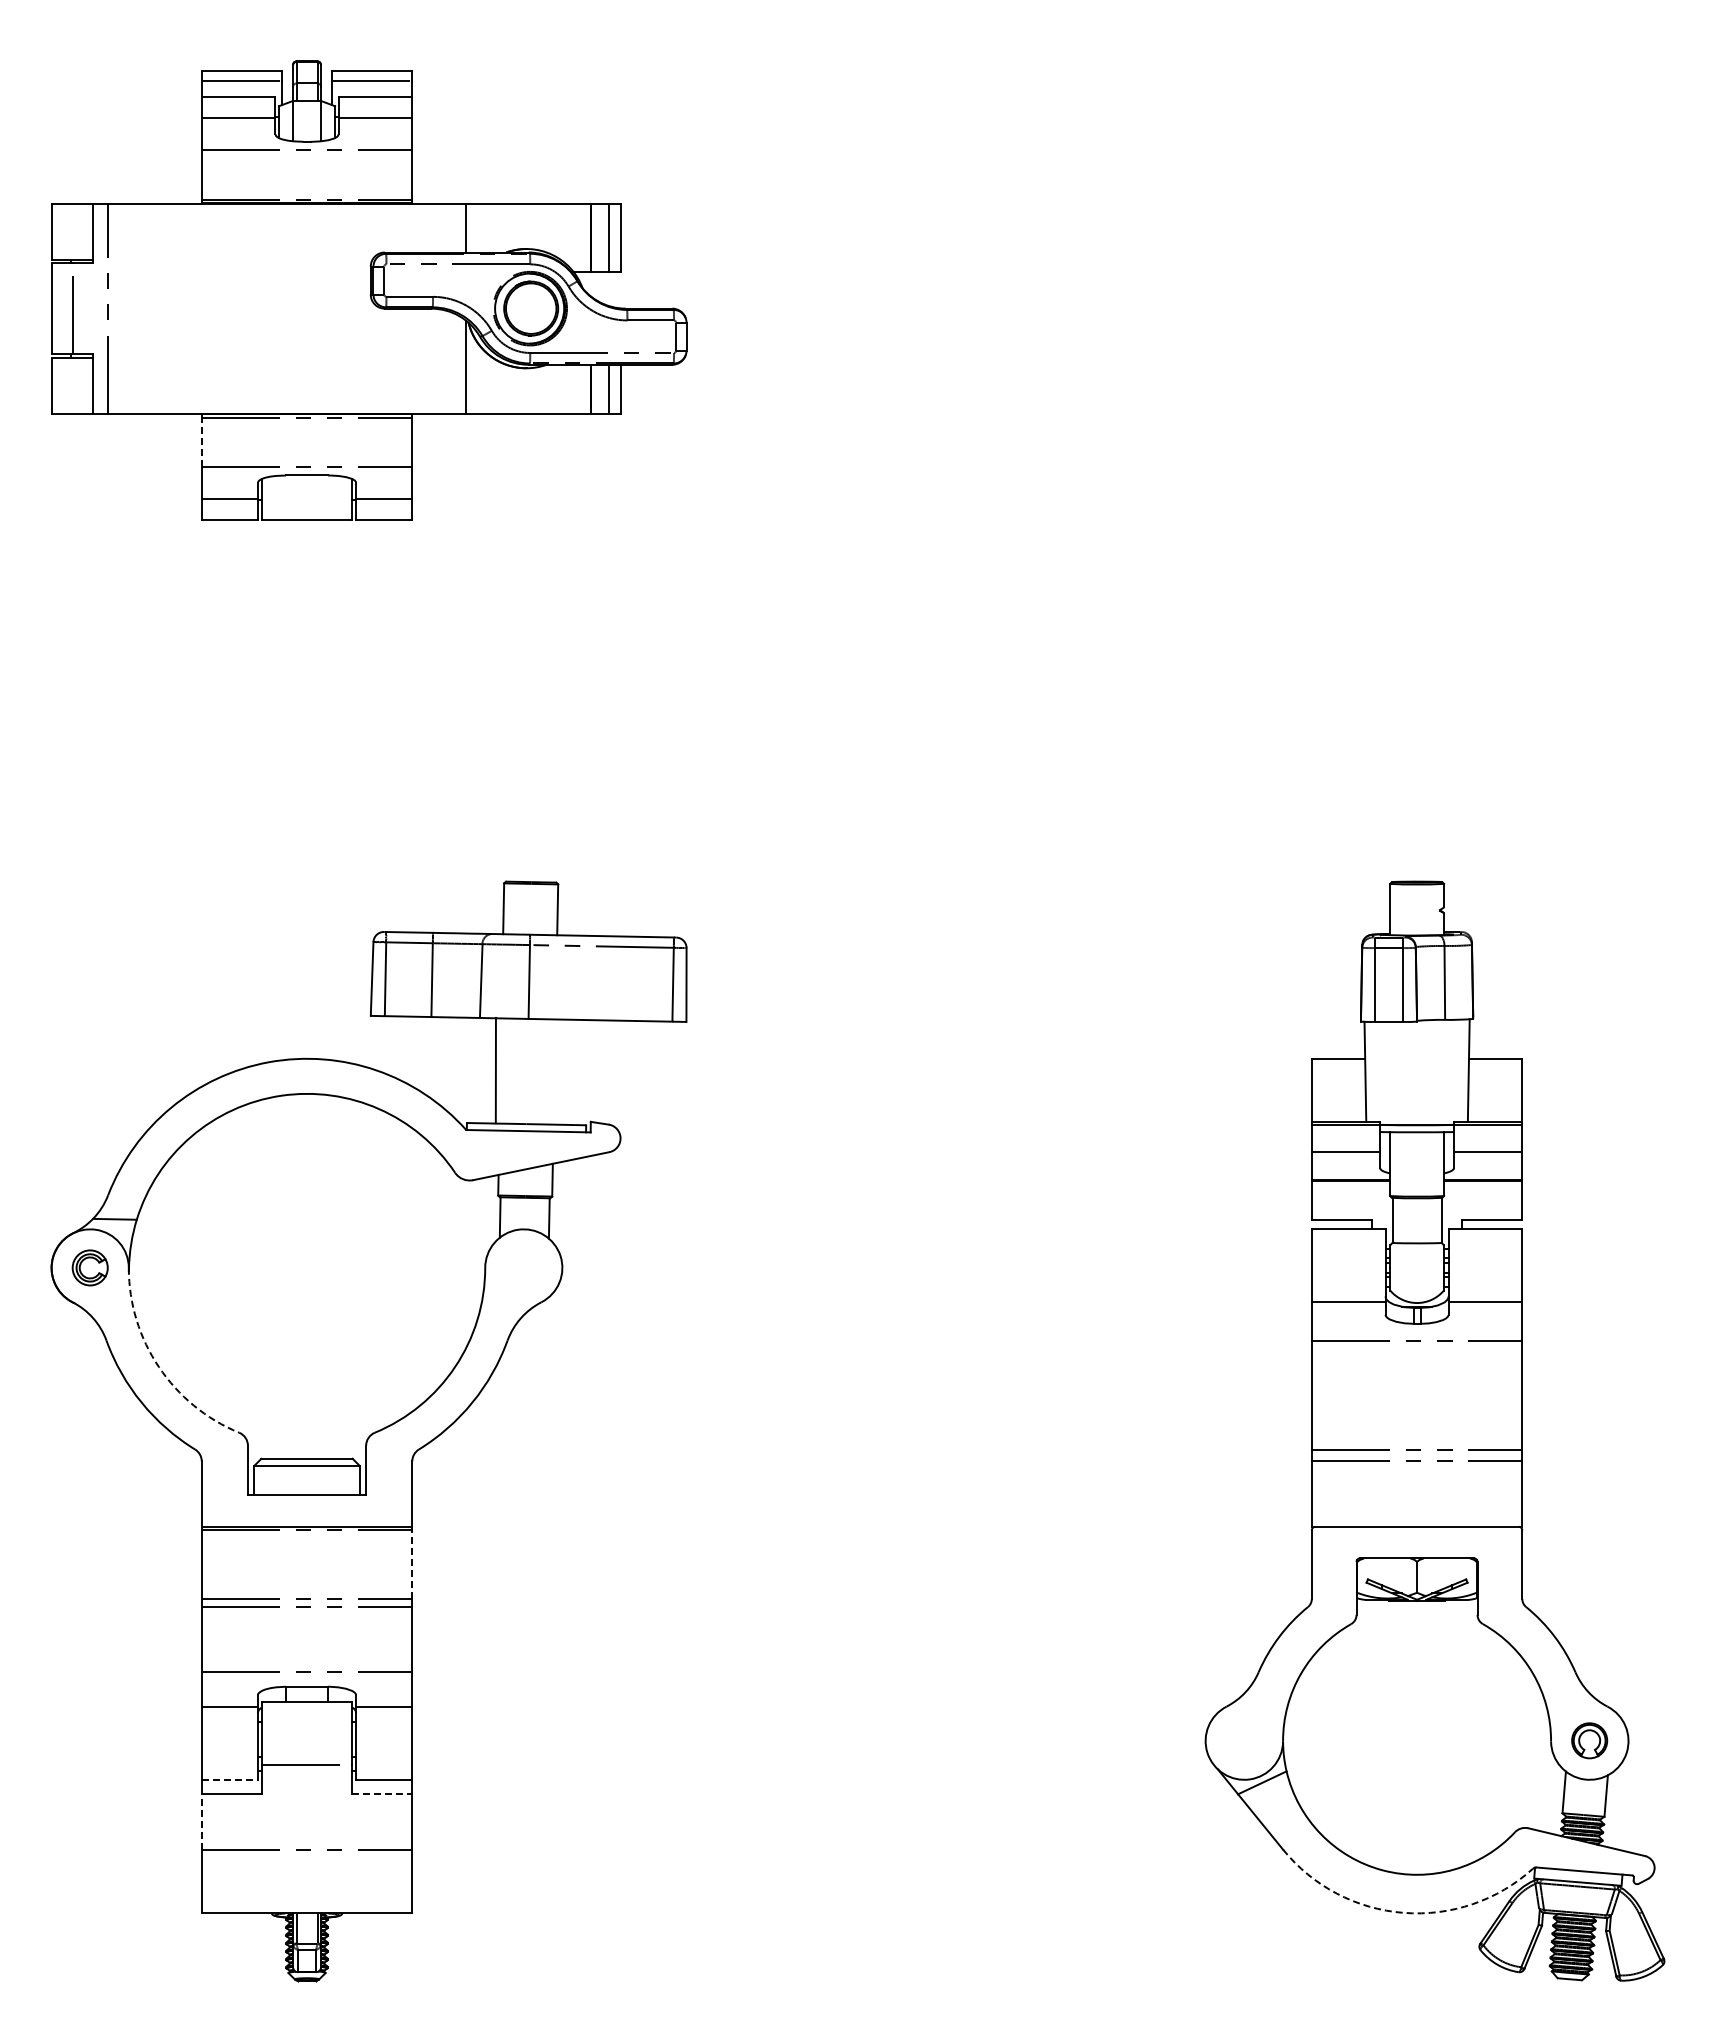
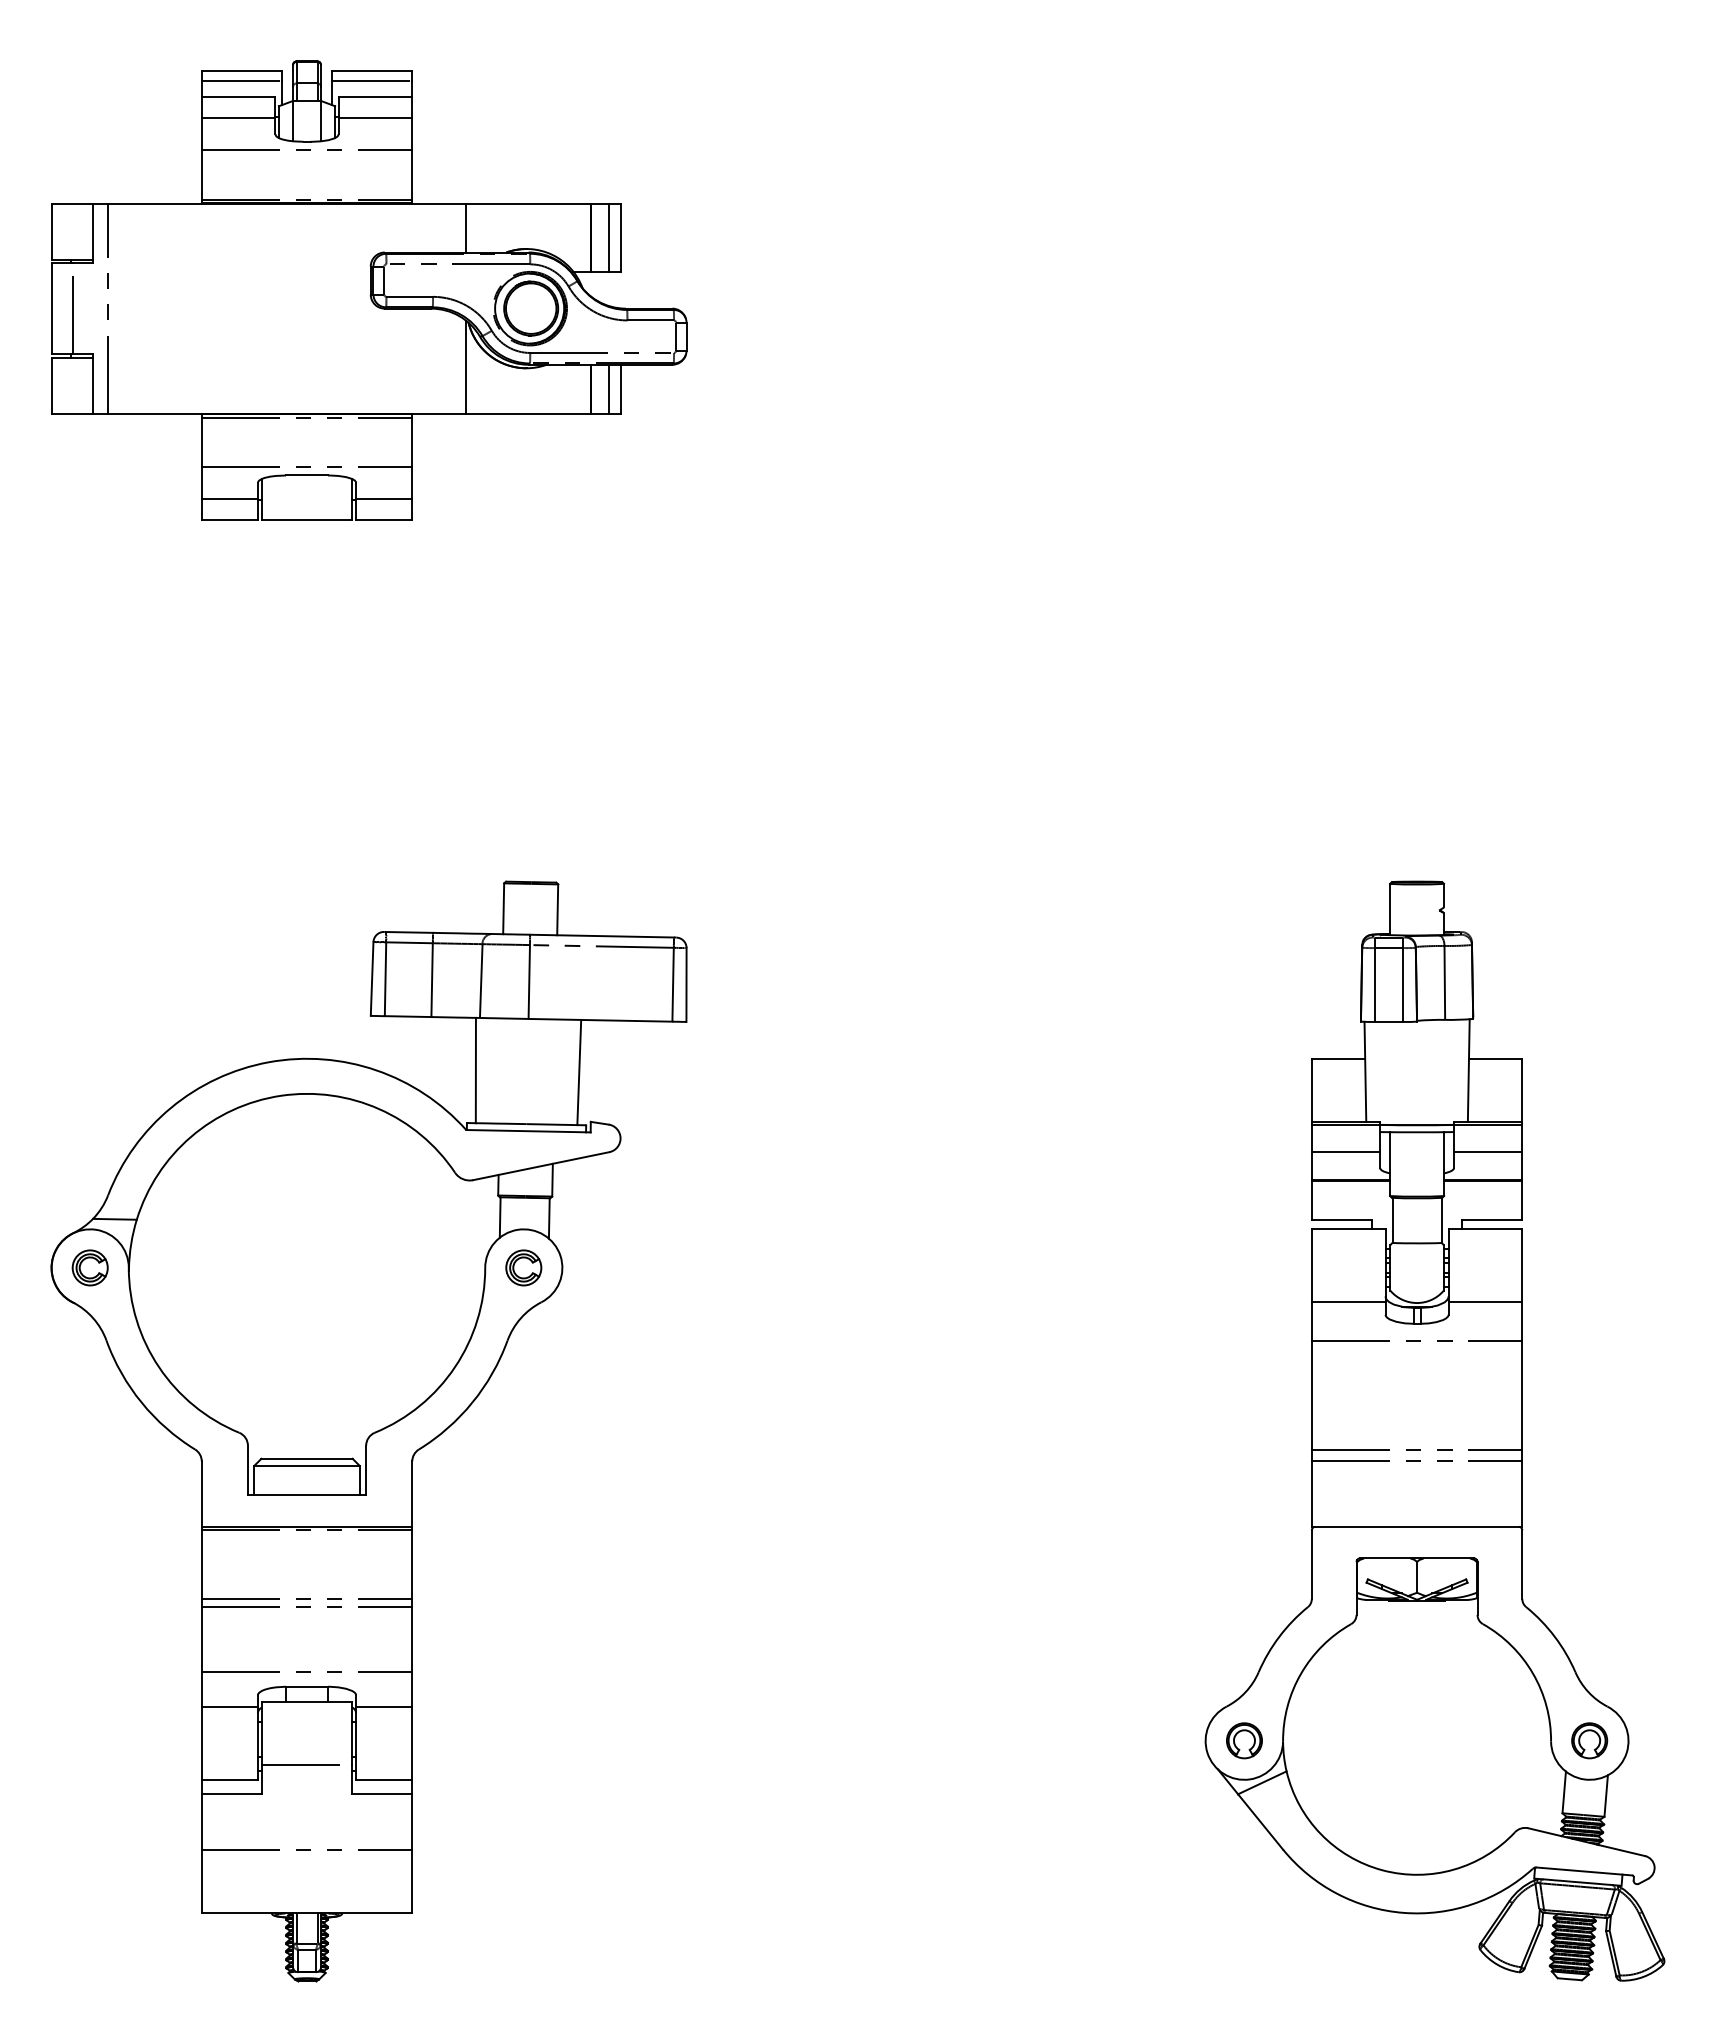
line: dashed -> solid (202, 442)
line position: (495, 1070) -> (475, 1070) (475, 1070)
line: none -> present (579, 1072)
part: none -> present (523, 1267)
arc: dashed -> solid (158, 1367)
line: dashed -> solid (411, 1564)
part: none -> present (1244, 1740)
line: dashed -> solid (230, 1779)
line: dashed -> solid (382, 1794)
line: dashed -> solid (202, 1821)
arc: dashed -> solid (1403, 1912)
